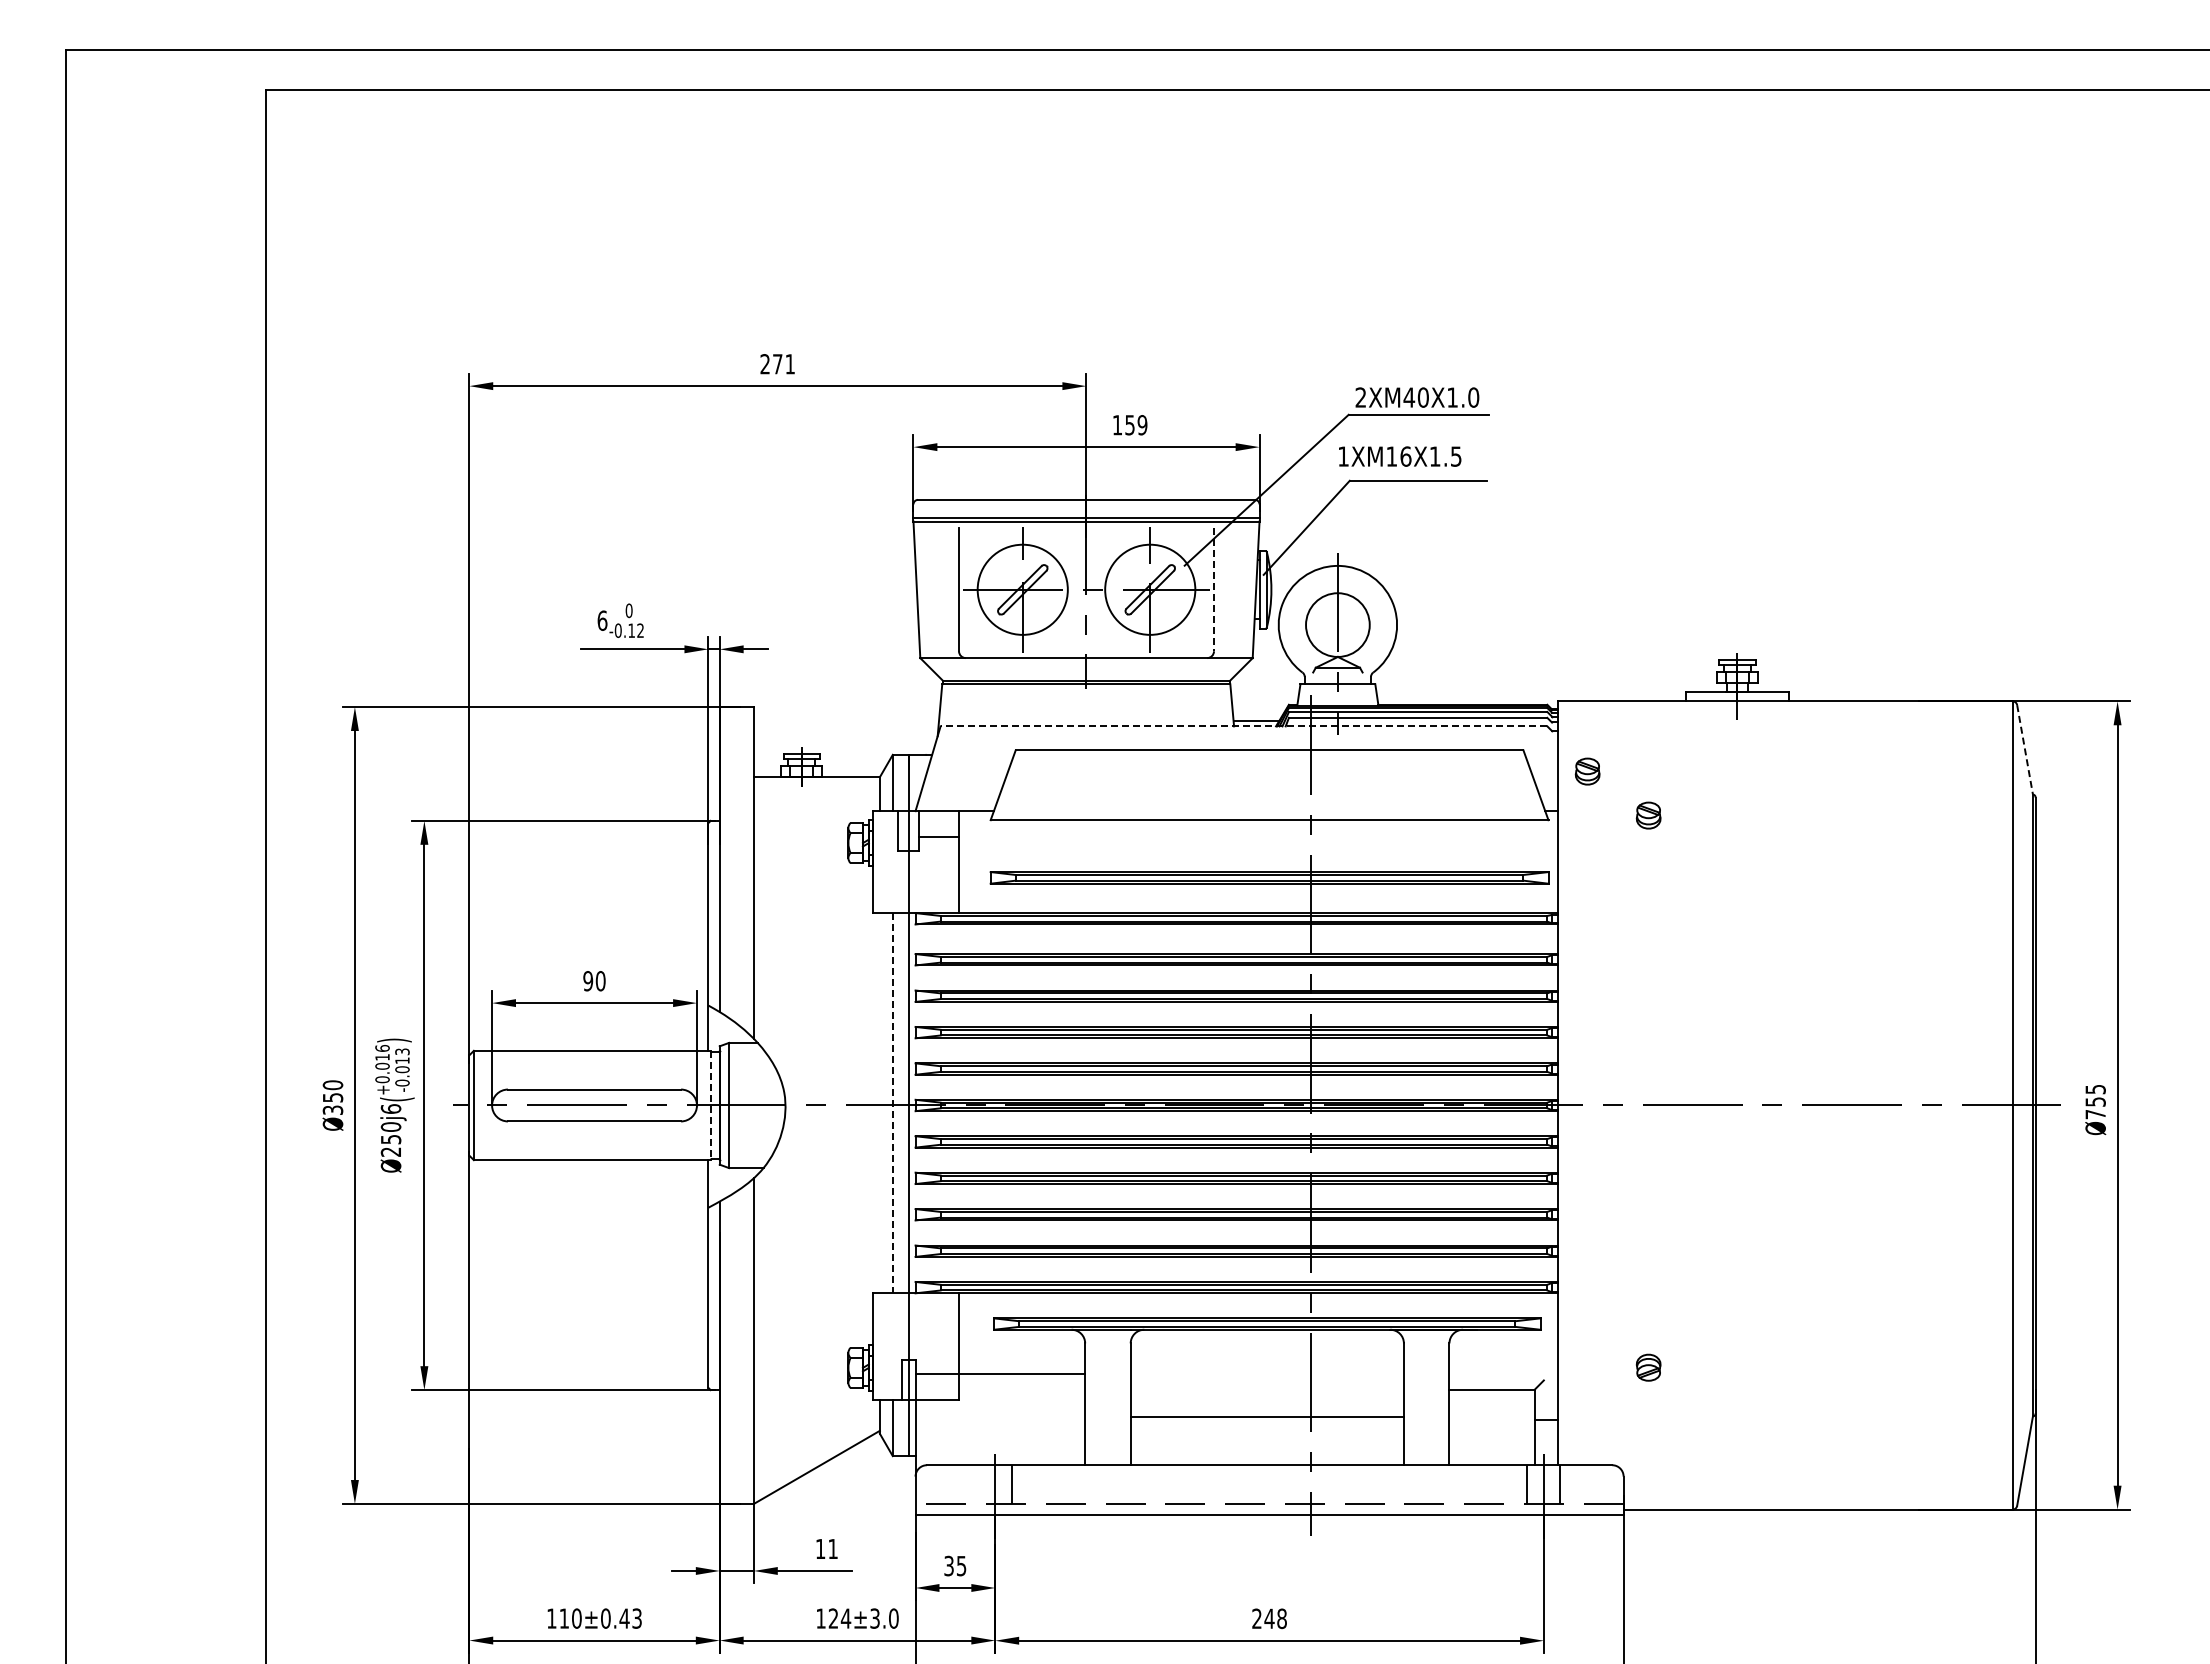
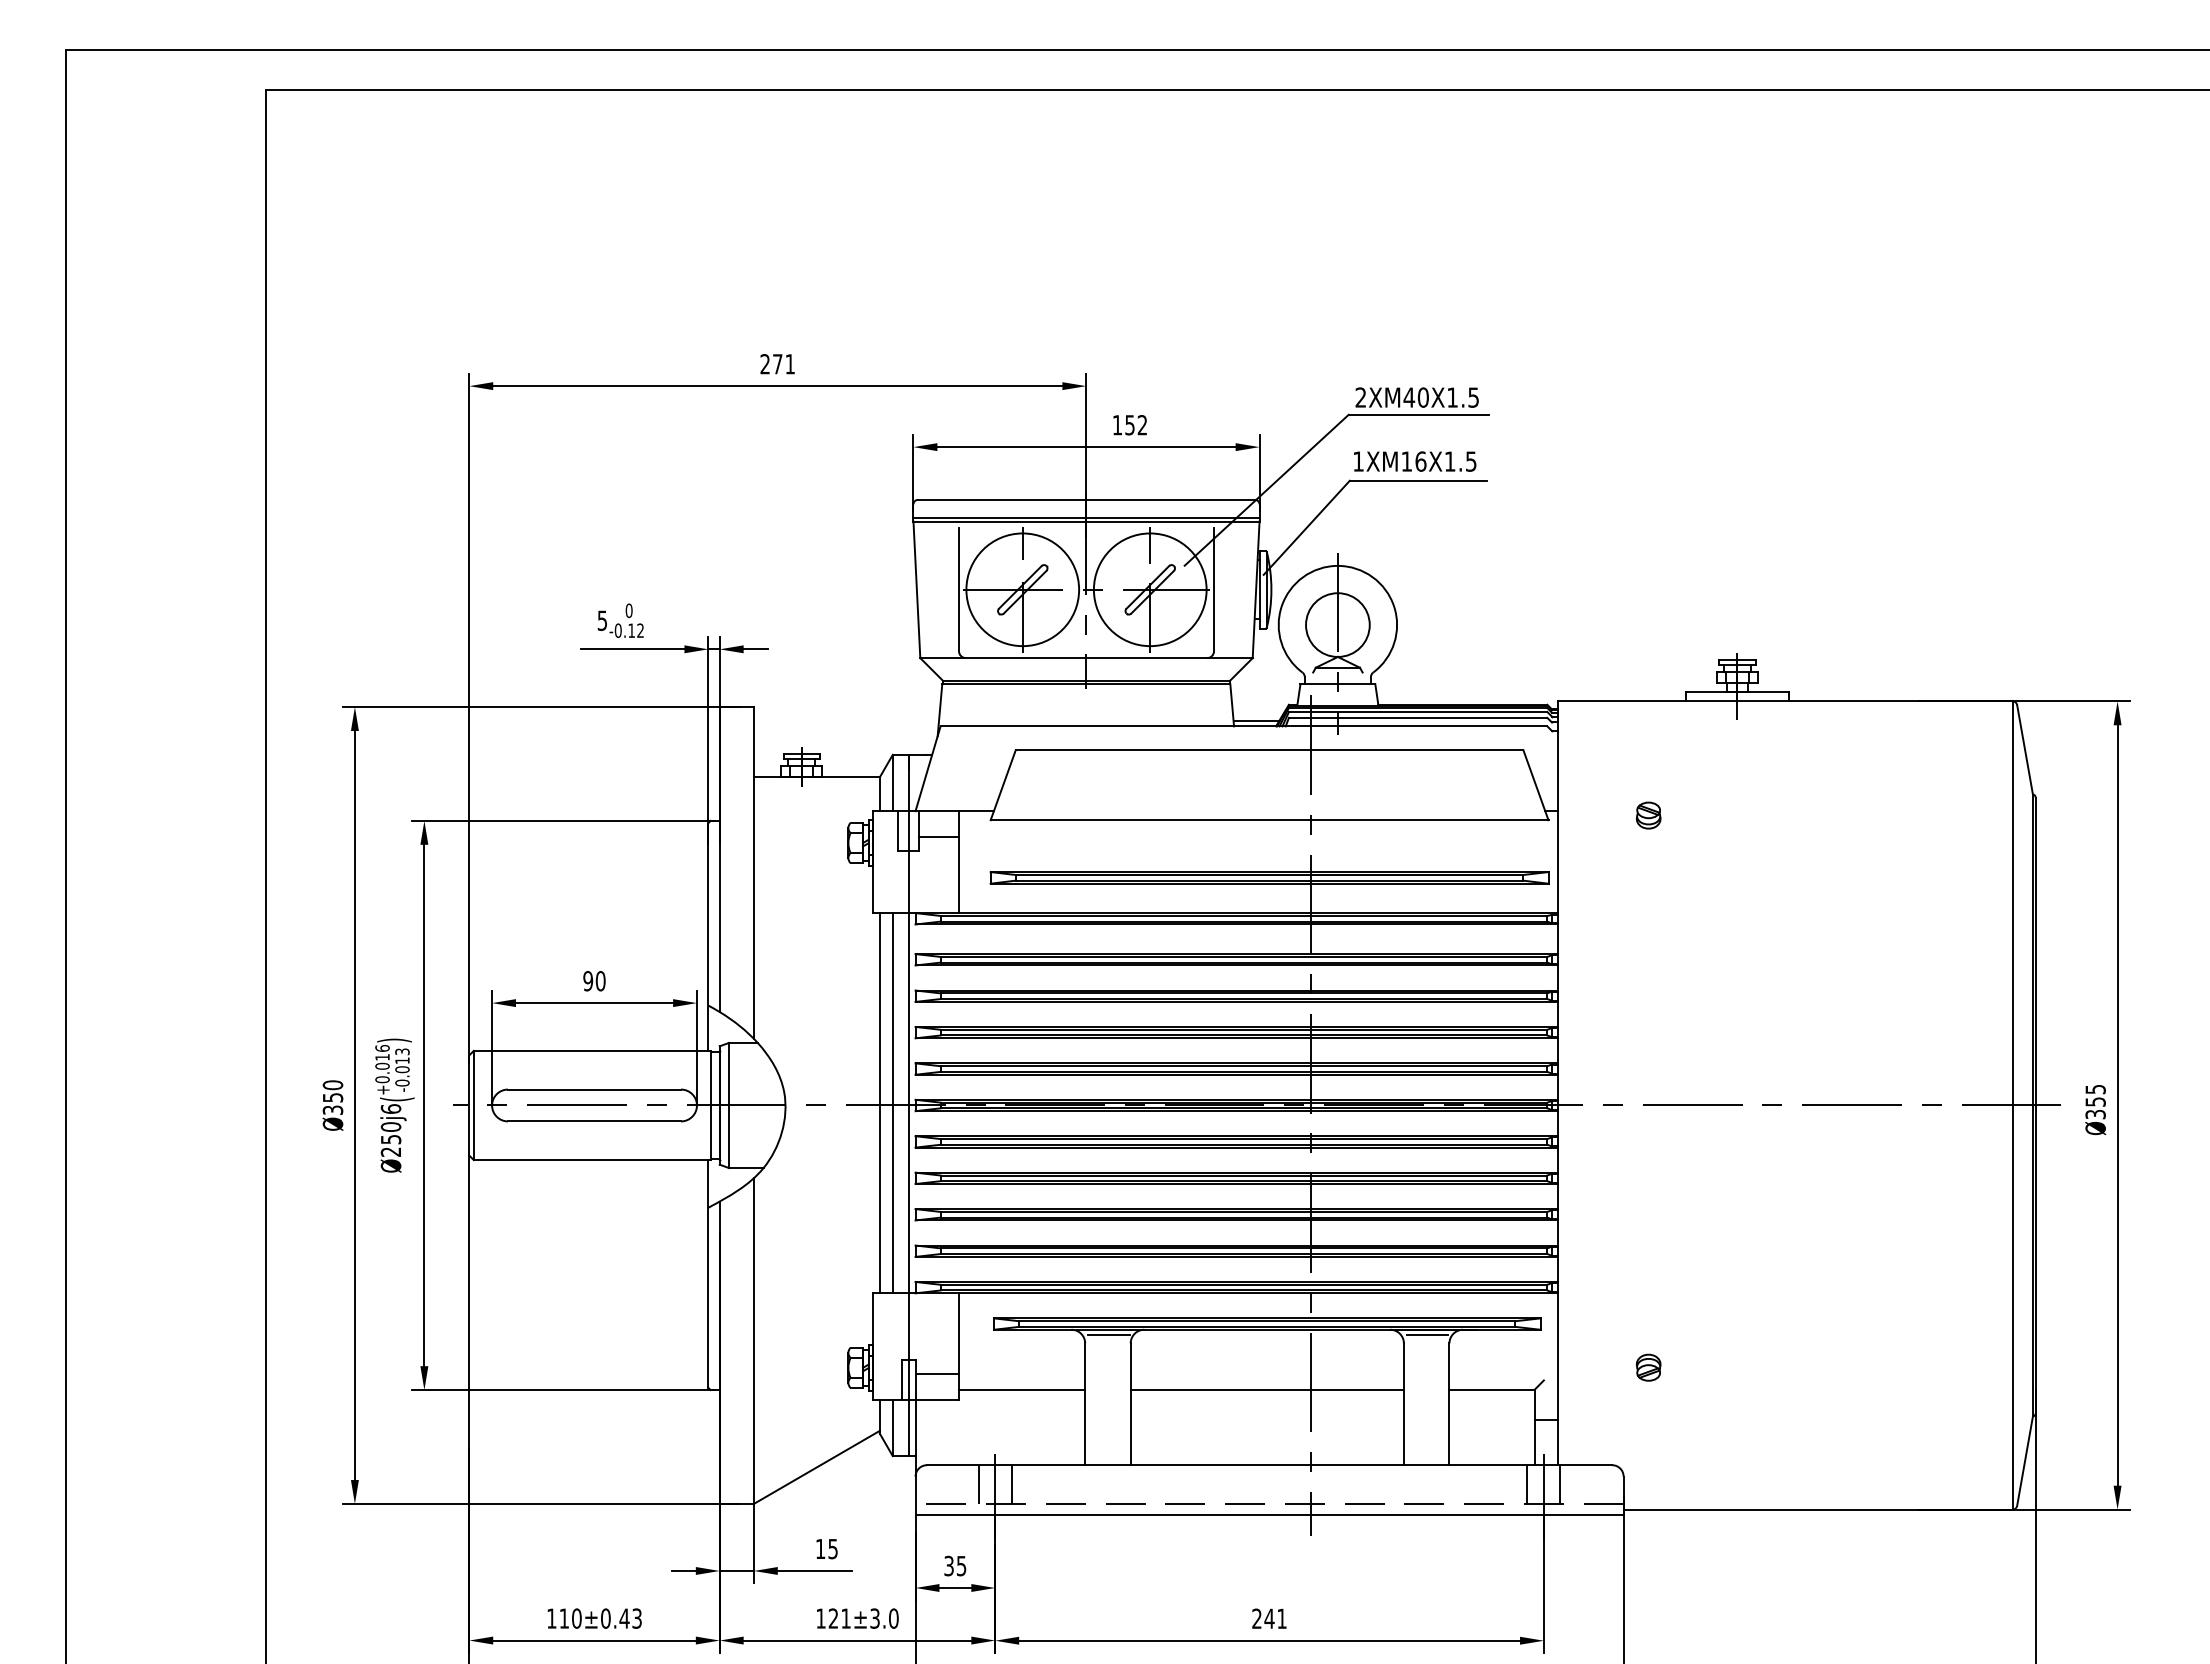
text: 2XM40X1.0 -> 2XM40X1.5 (1473, 397)
text: 159 -> 152 (1142, 425)
text position: (1400, 456) -> (1415, 461) (1415, 461)
circle diameter: 90 px -> 113 px (1022, 589)
circle diameter: 90 px -> 113 px (1149, 589)
line: dashed -> solid (1214, 590)
text: 6 -> 5 (602, 620)
line: dashed -> solid (1243, 726)
line: dashed -> solid (2025, 750)
part: present -> none (1587, 771)
line: none -> present (879, 1103)
line: dashed -> solid (892, 1103)
line: dashed -> solid (710, 1105)
text: Ø755 -> Ø355 (2095, 1114)
line: none -> present (1108, 1334)
line: none -> present (1427, 1334)
line position: (1021, 1373) -> (1021, 1389) (1021, 1389)
line position: (1266, 1416) -> (1266, 1389) (1266, 1389)
line: none -> present (978, 1484)
text: 11 -> 15 (832, 1549)
text: 124 -> 121 (845, 1618)
text: 248 -> 241 (1281, 1618)
